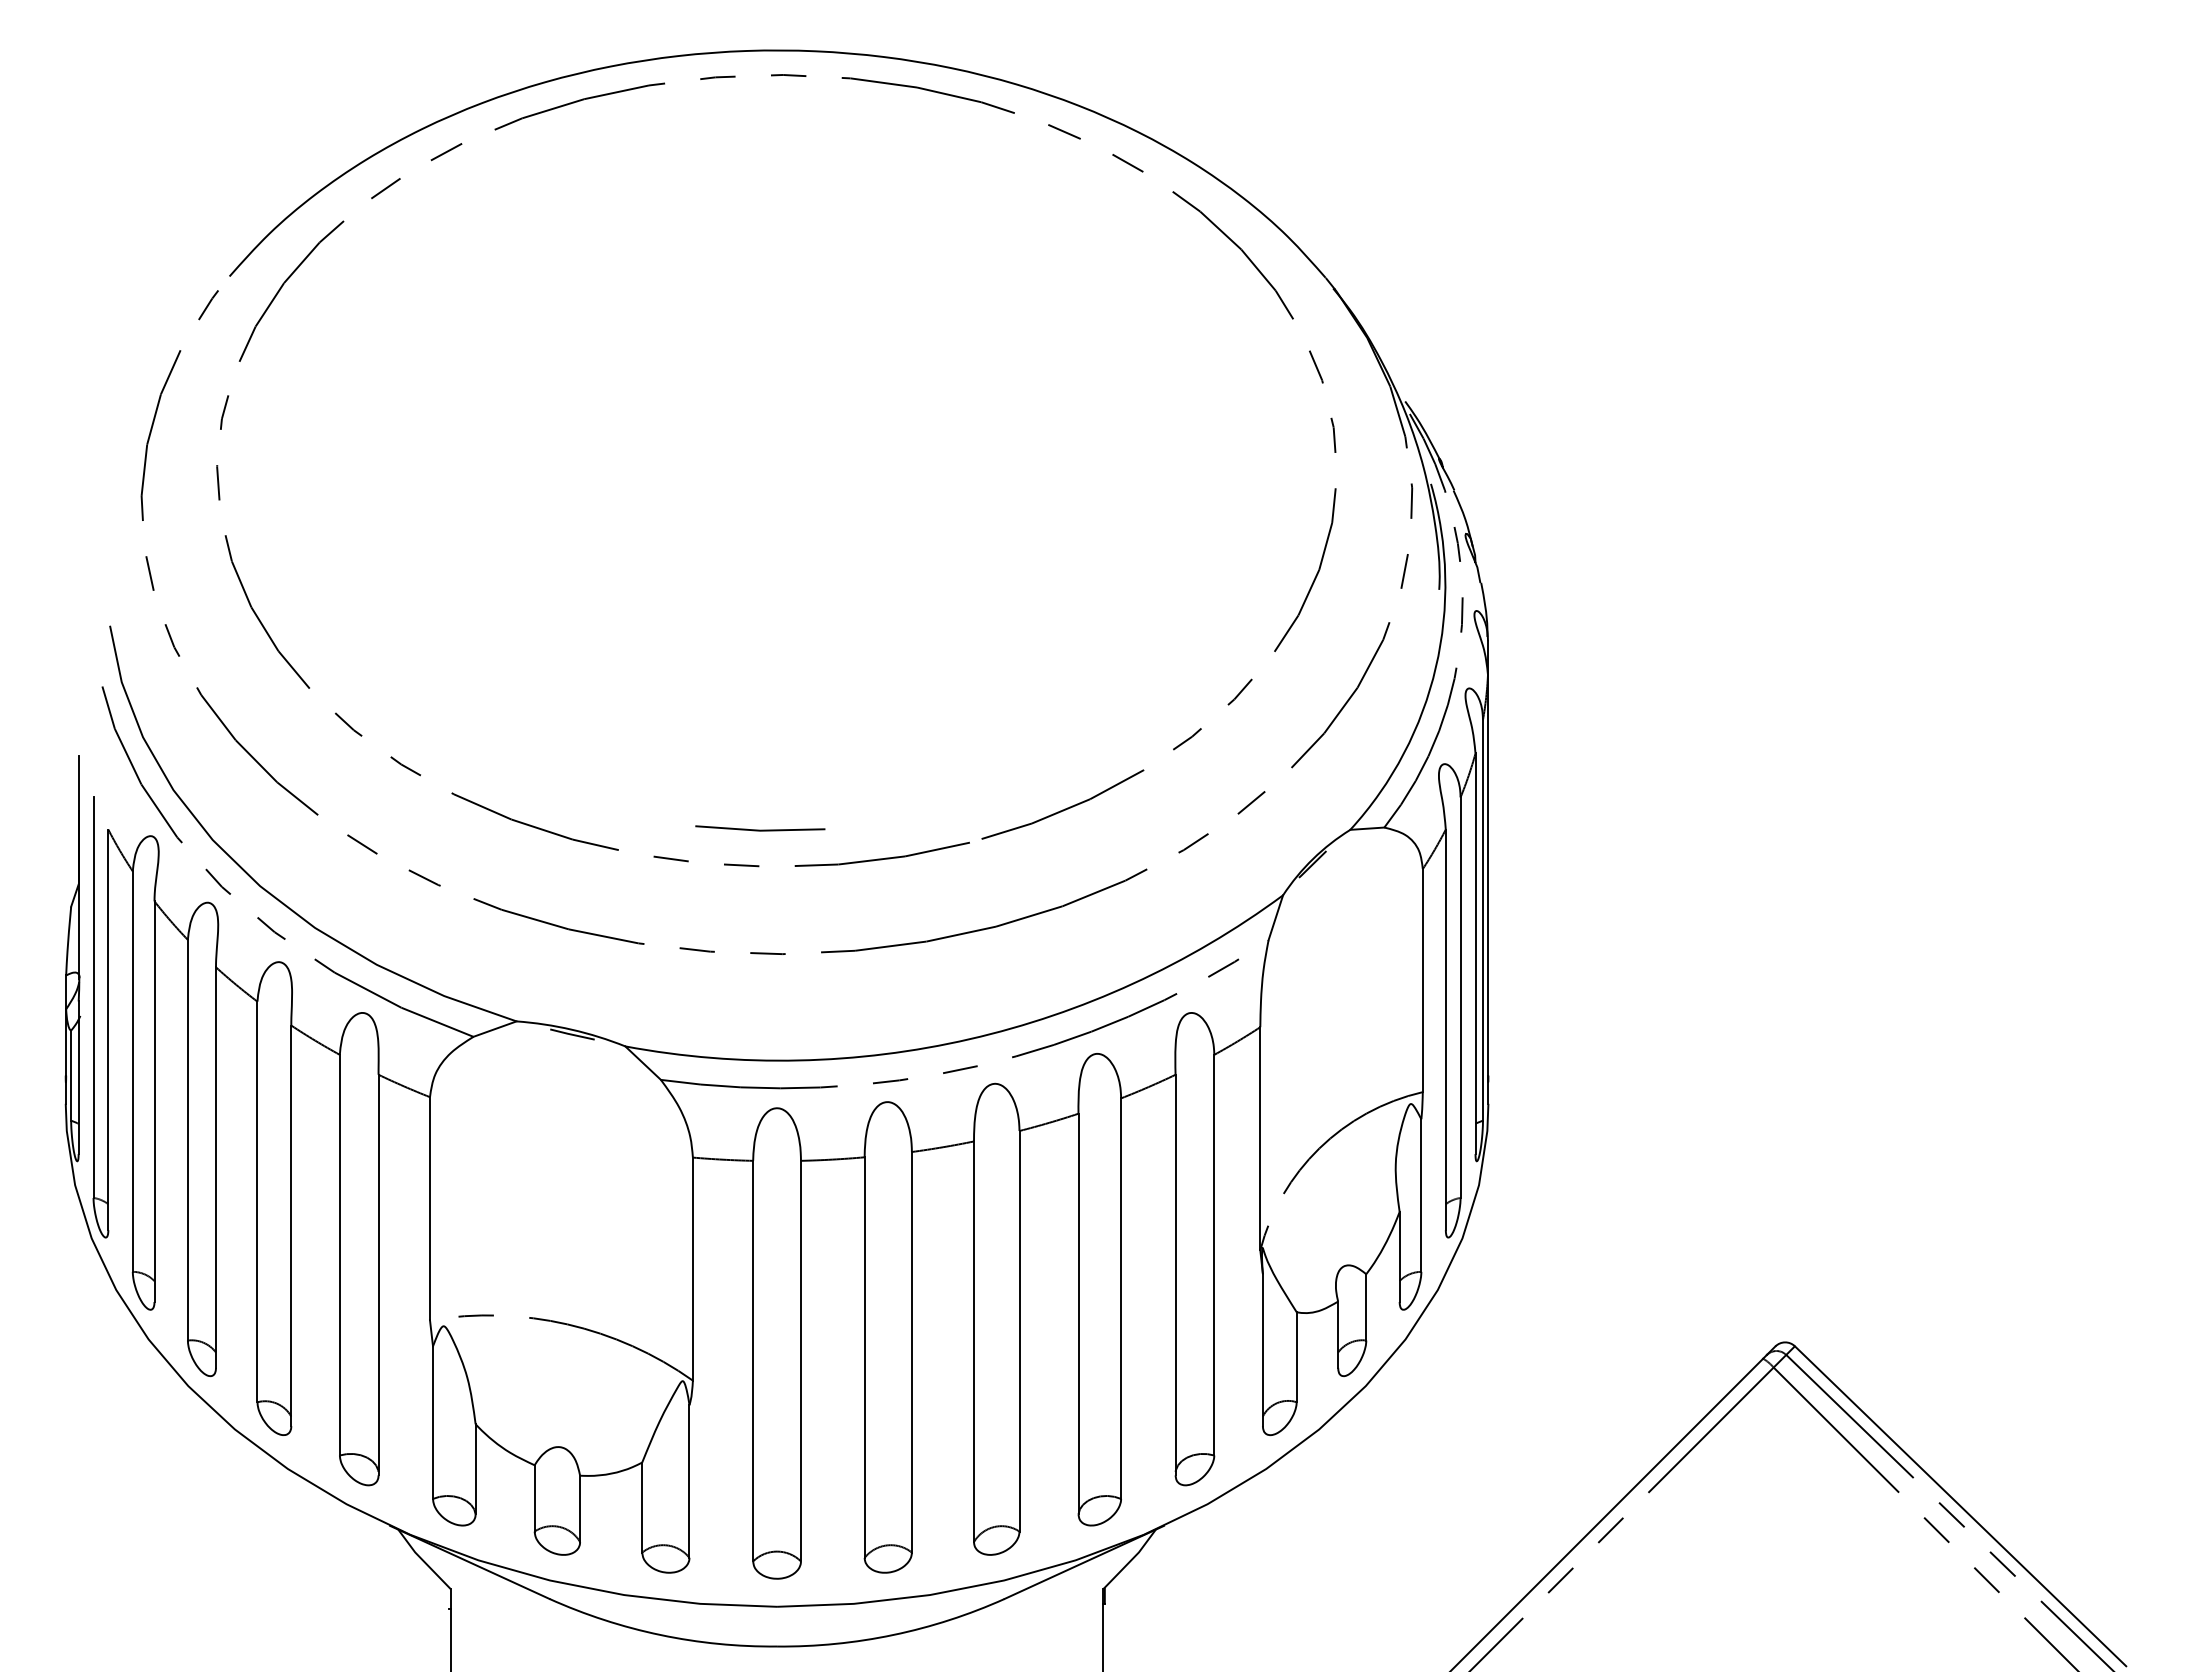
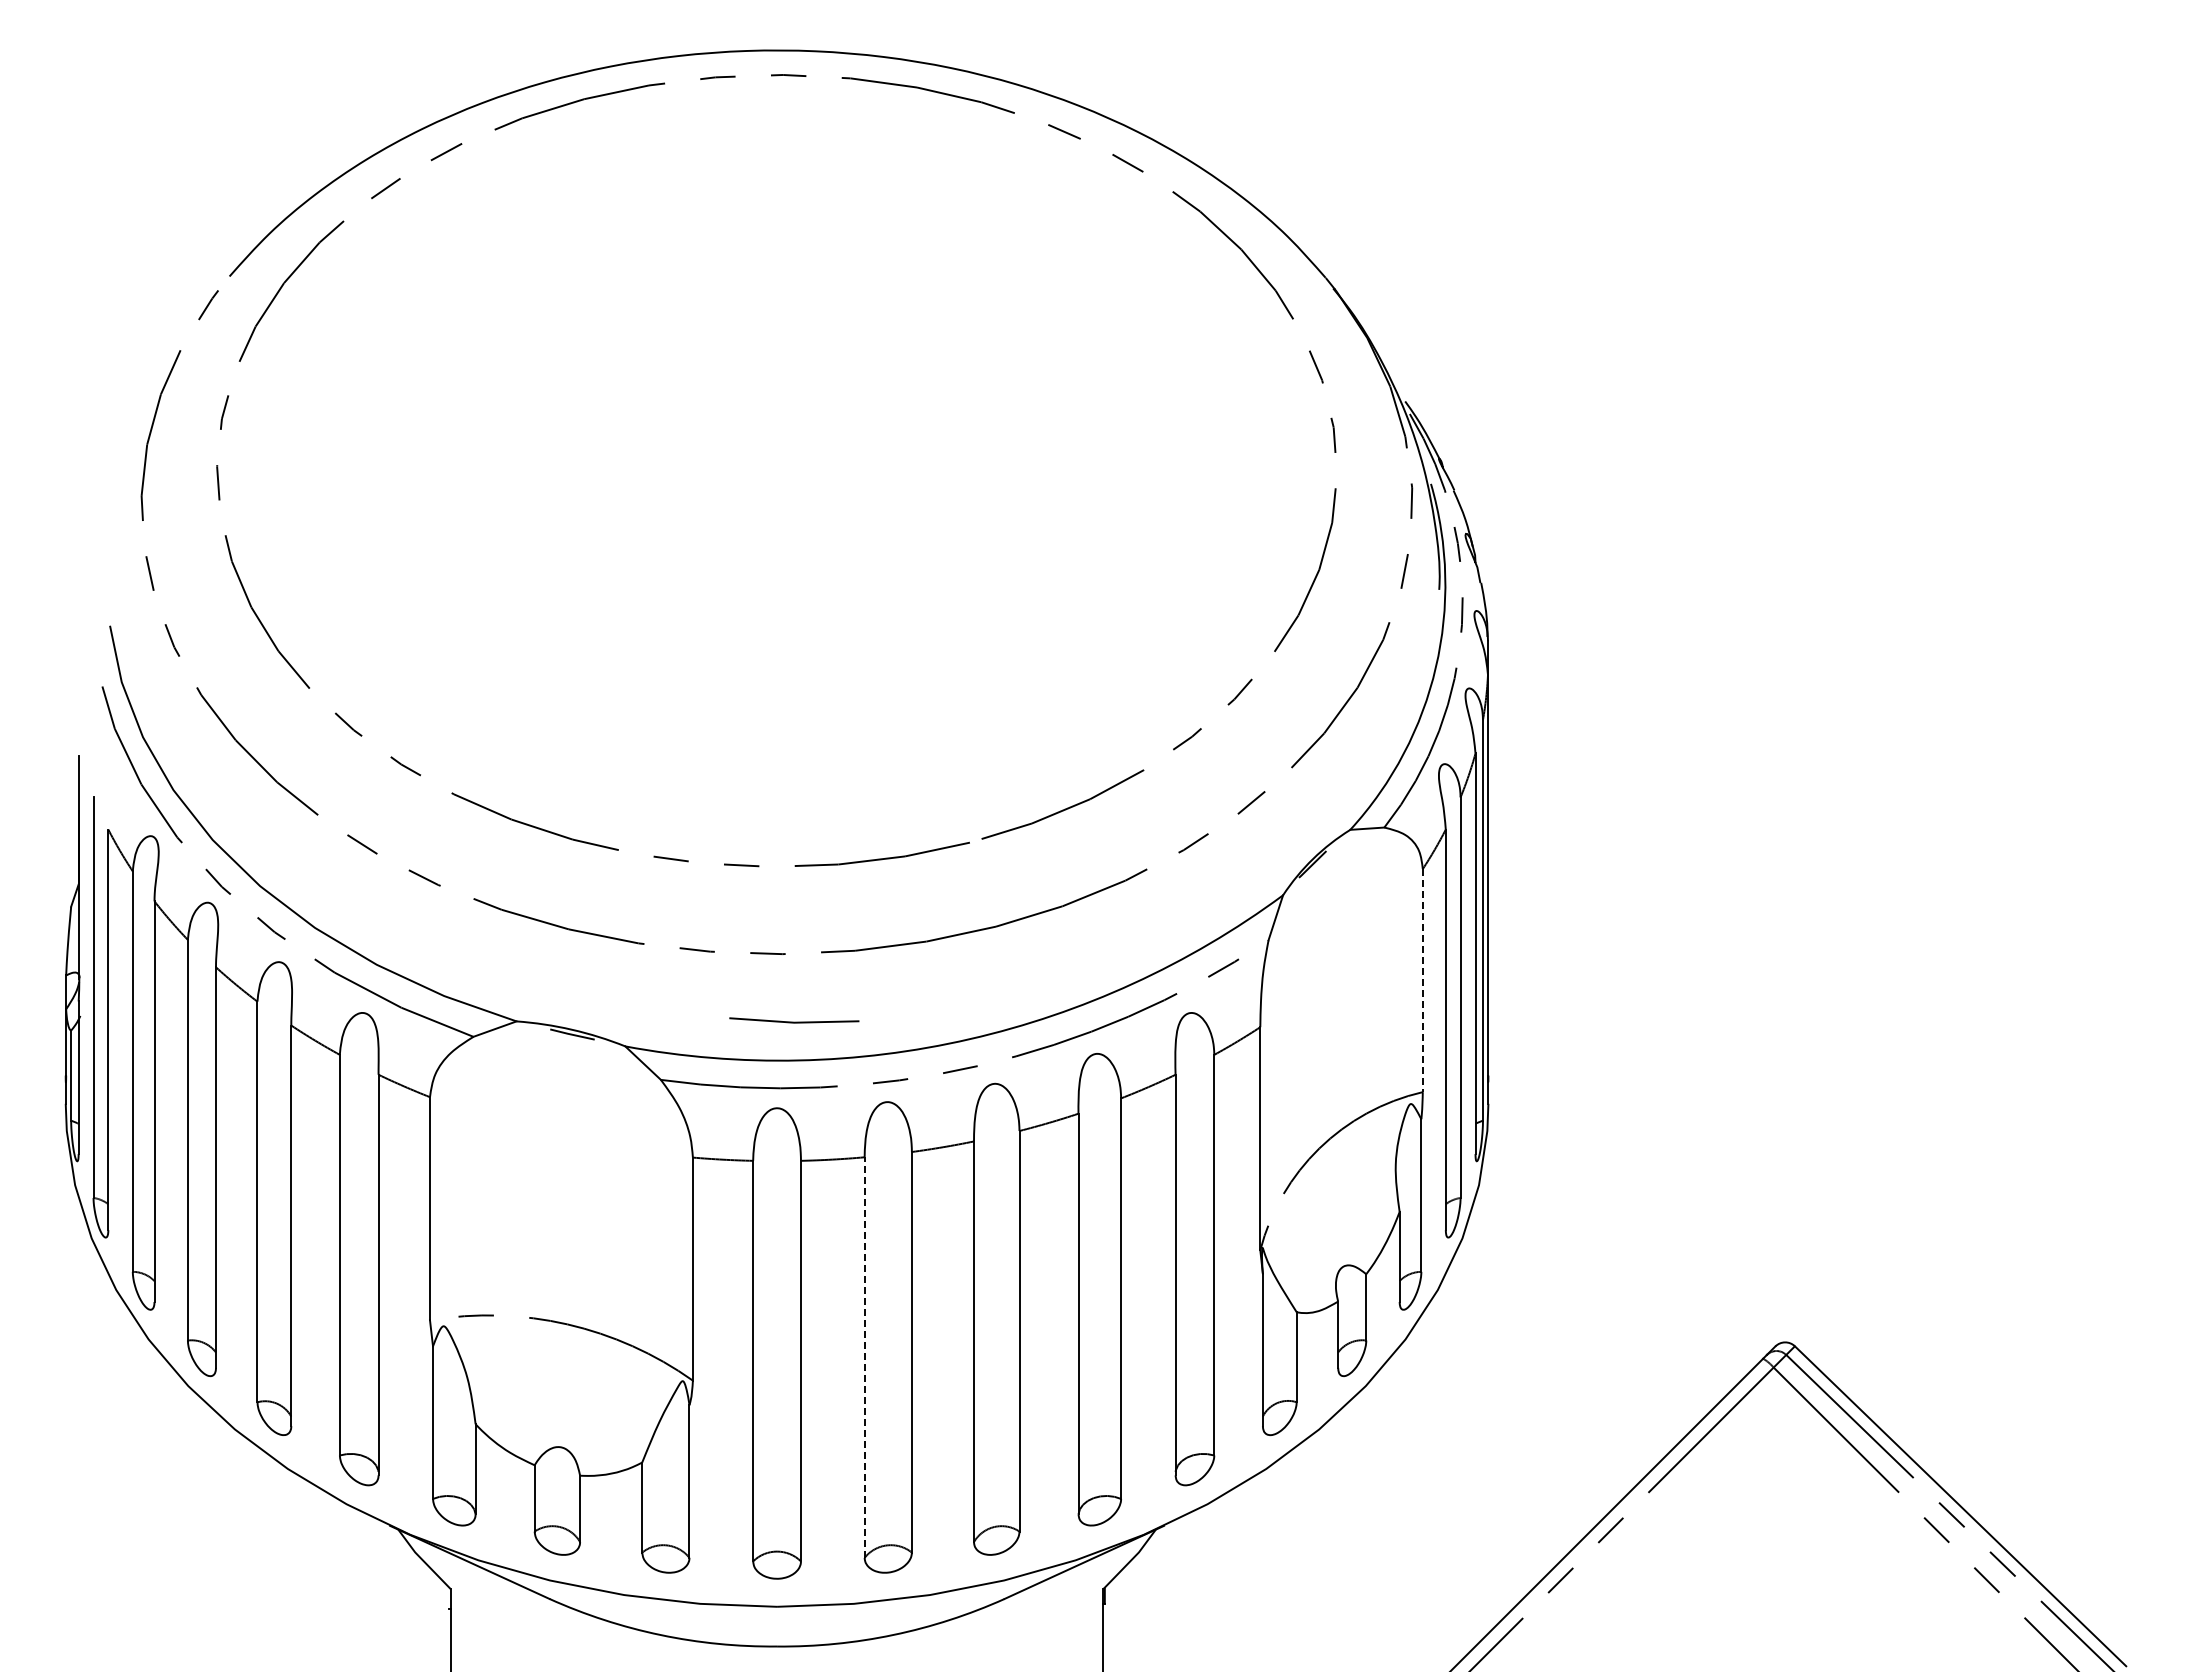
line position: (760, 829) -> (794, 1021) (794, 1021)
line: solid -> dashed (1422, 980)
line: solid -> dashed (864, 1357)
